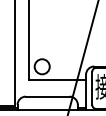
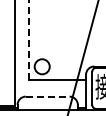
line: solid -> dashed (28, 40)
line: solid -> dashed (47, 96)
